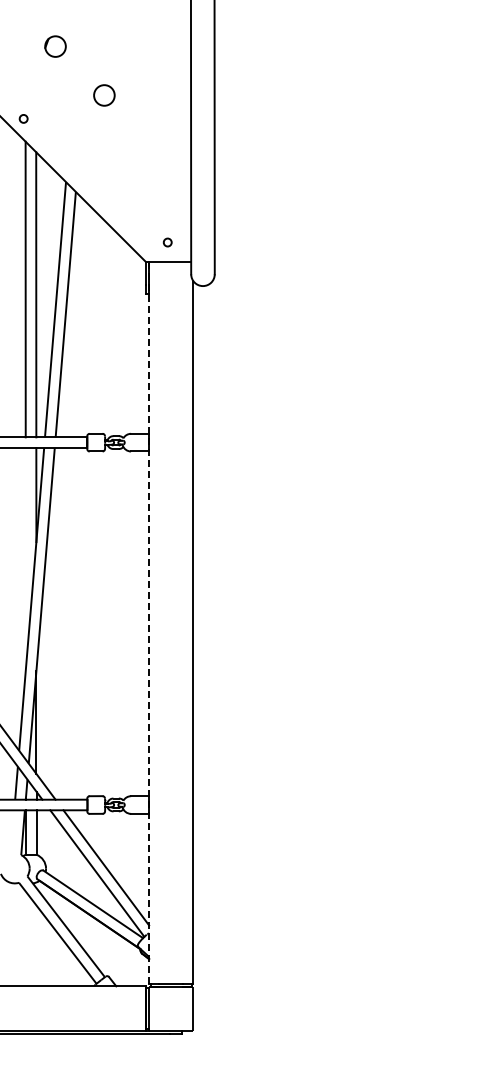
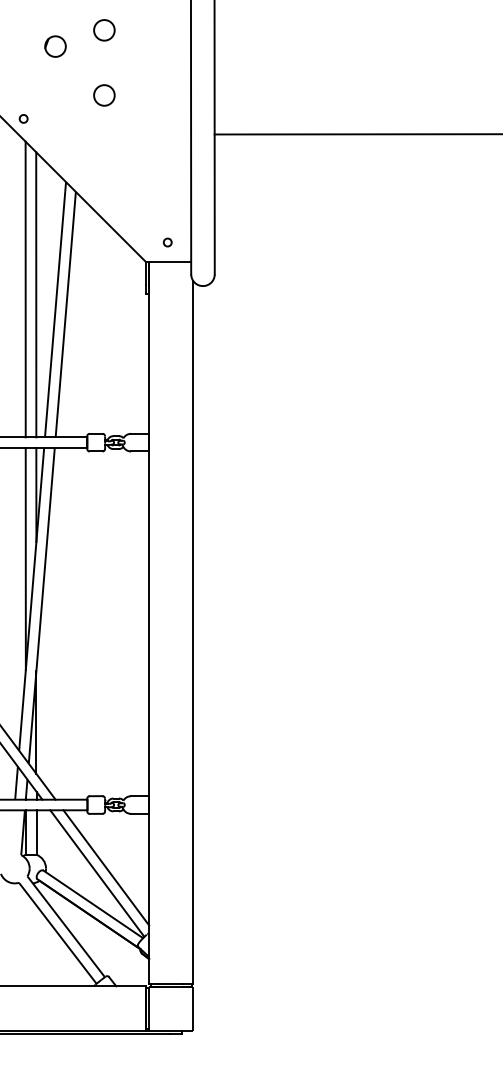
part: none -> present (104, 30)
line: none -> present (356, 134)
line: none -> present (25, 558)
line: dashed -> solid (149, 622)
